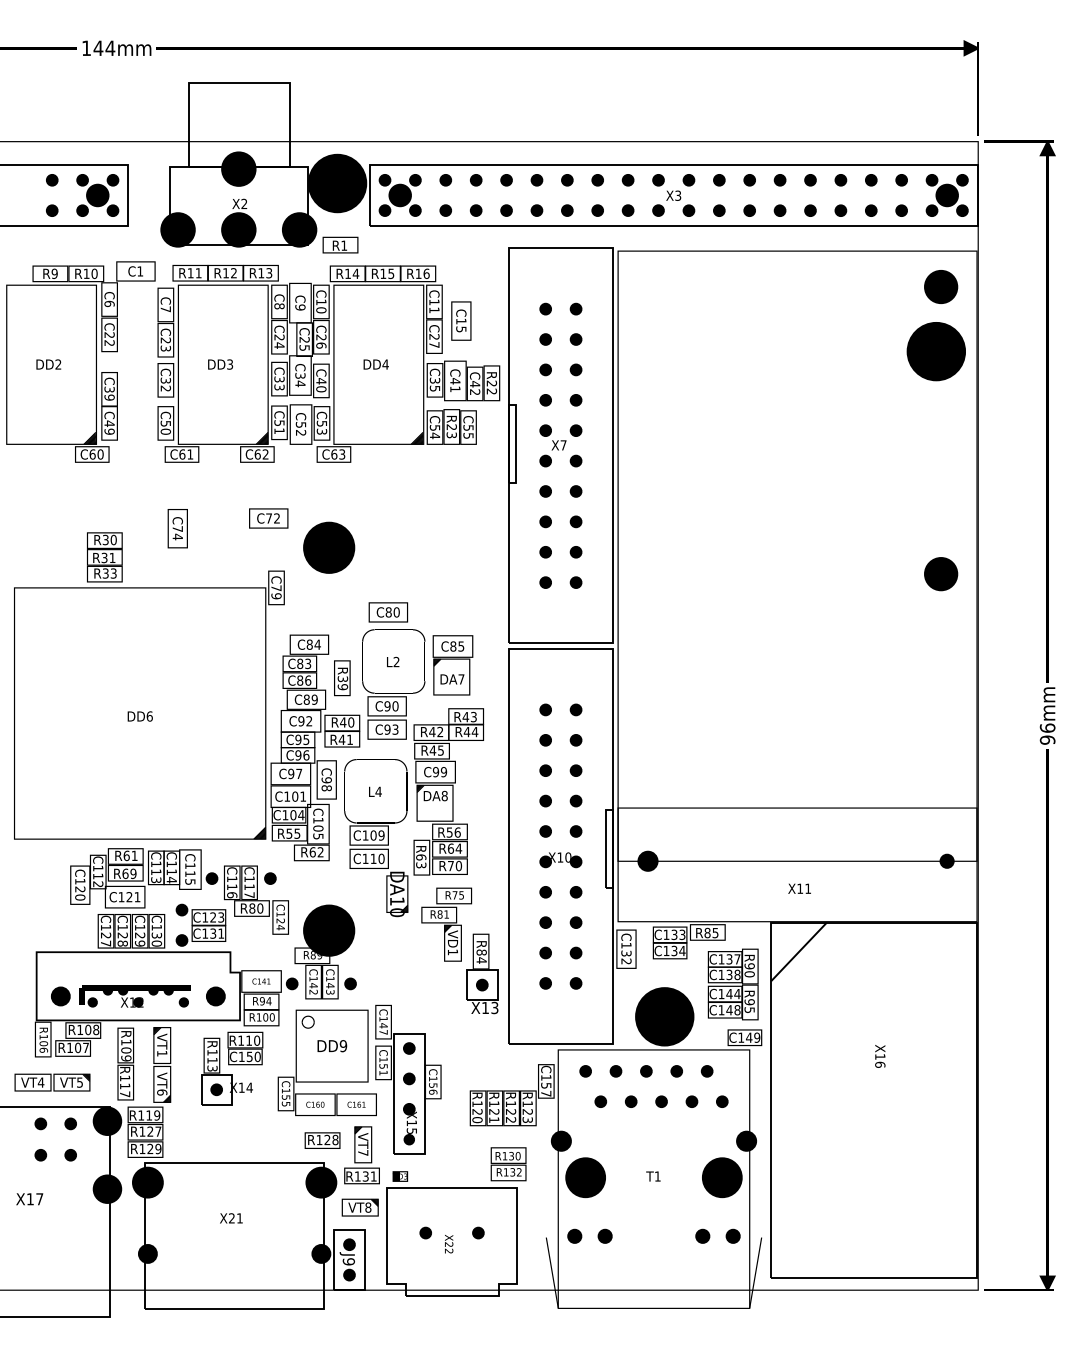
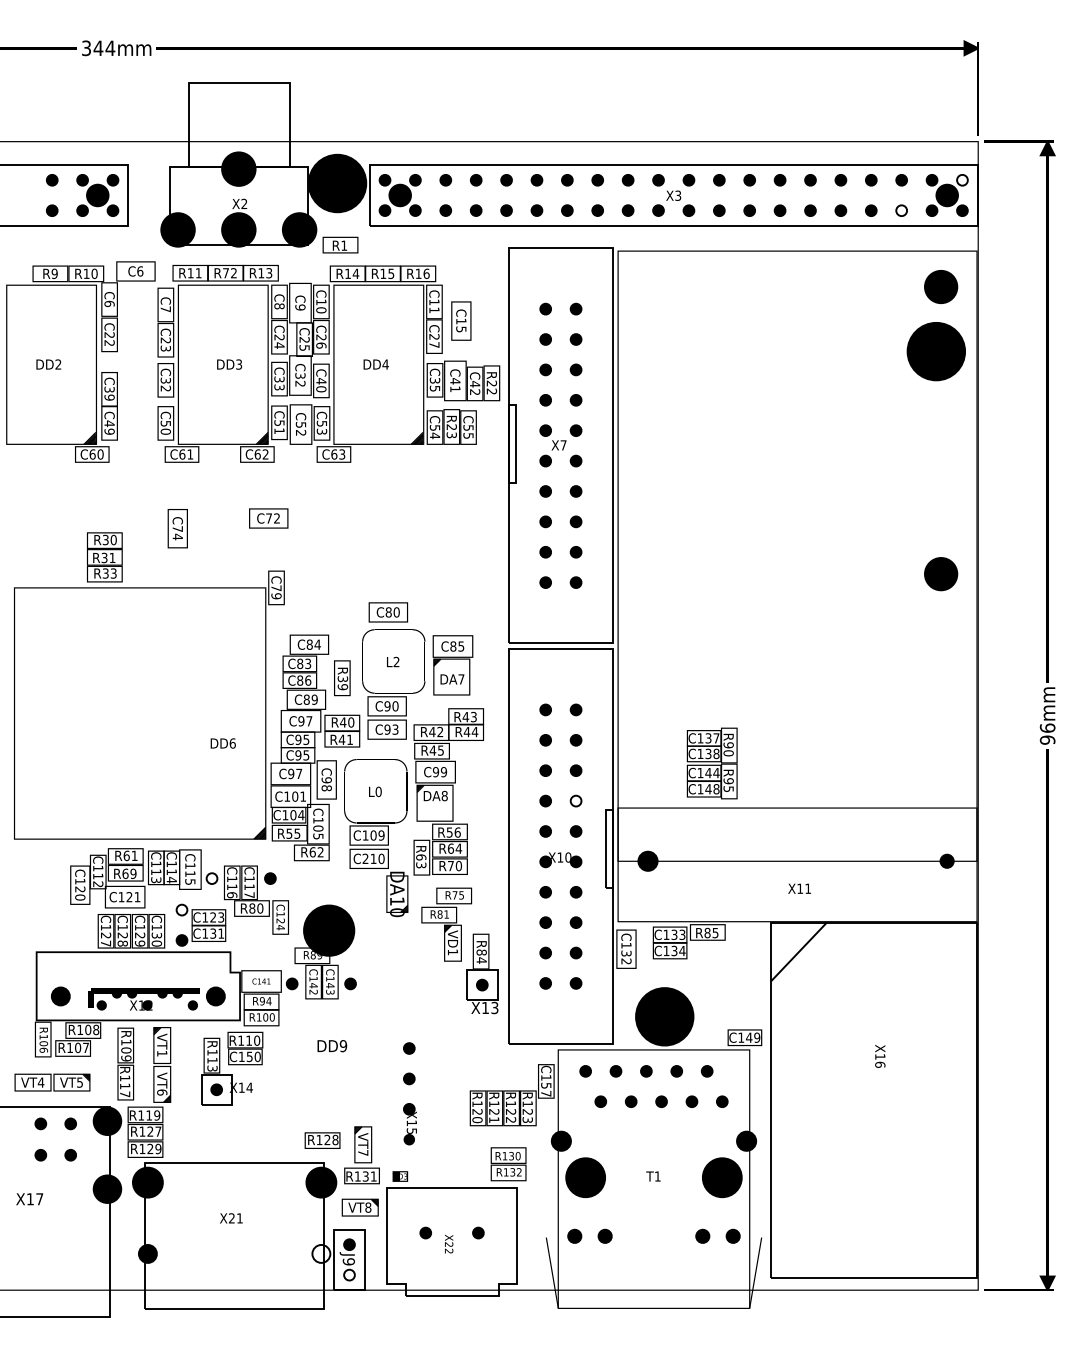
text: 144mm -> 344mm (86, 48)
fill: present -> none (962, 179)
fill: present -> none (901, 210)
text: C1 -> C6 (140, 271)
text: R12 -> R72 (225, 273)
text position: (220, 364) -> (229, 364) (229, 364)
text: C34 -> C32 (300, 383)
part: present -> none (329, 547)
text position: (139, 716) -> (222, 743) (222, 743)
text: C92 -> C97 (309, 721)
text: C96 -> C95 (306, 755)
text: L4 -> L0 (378, 791)
fill: present -> none (575, 800)
text: C110 -> C210 (365, 858)
fill: present -> none (211, 878)
fill: present -> none (181, 909)
text position: (732, 984) -> (711, 763) (711, 763)
part position: (134, 996) -> (143, 999) (143, 999)
part: present -> none (359, 1079)
fill: present -> none (321, 1253)
fill: present -> none (349, 1274)
